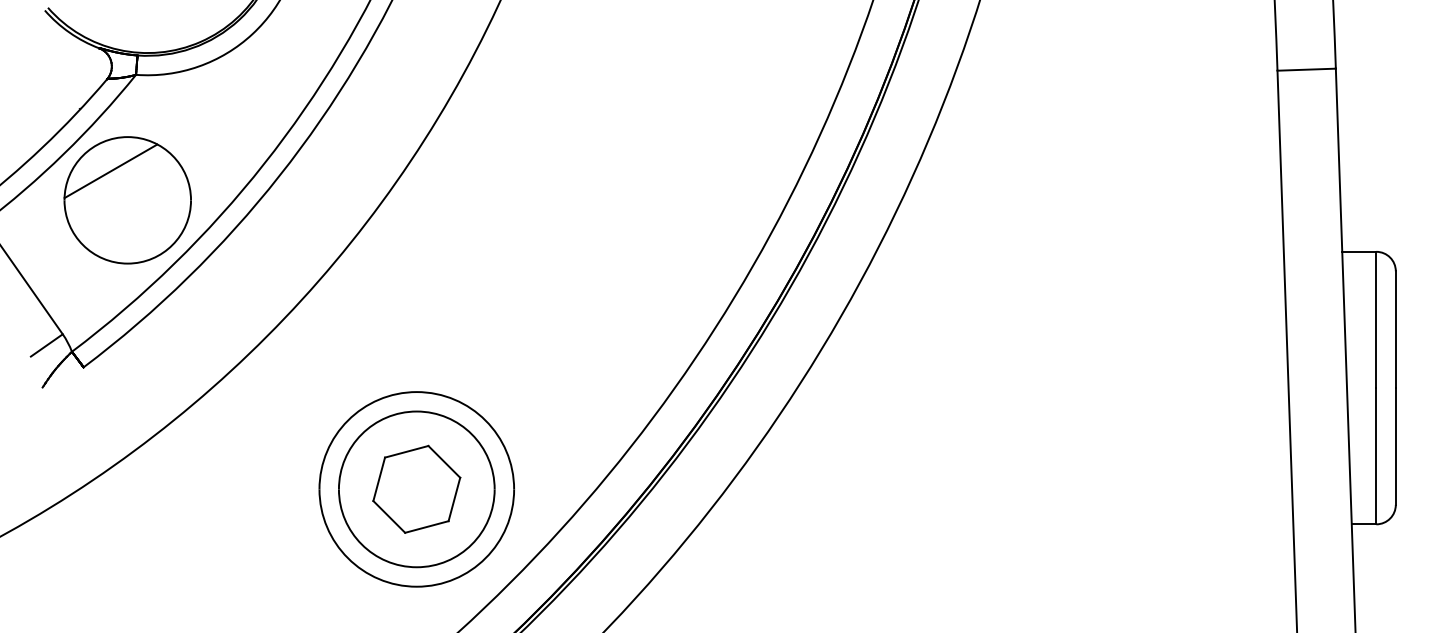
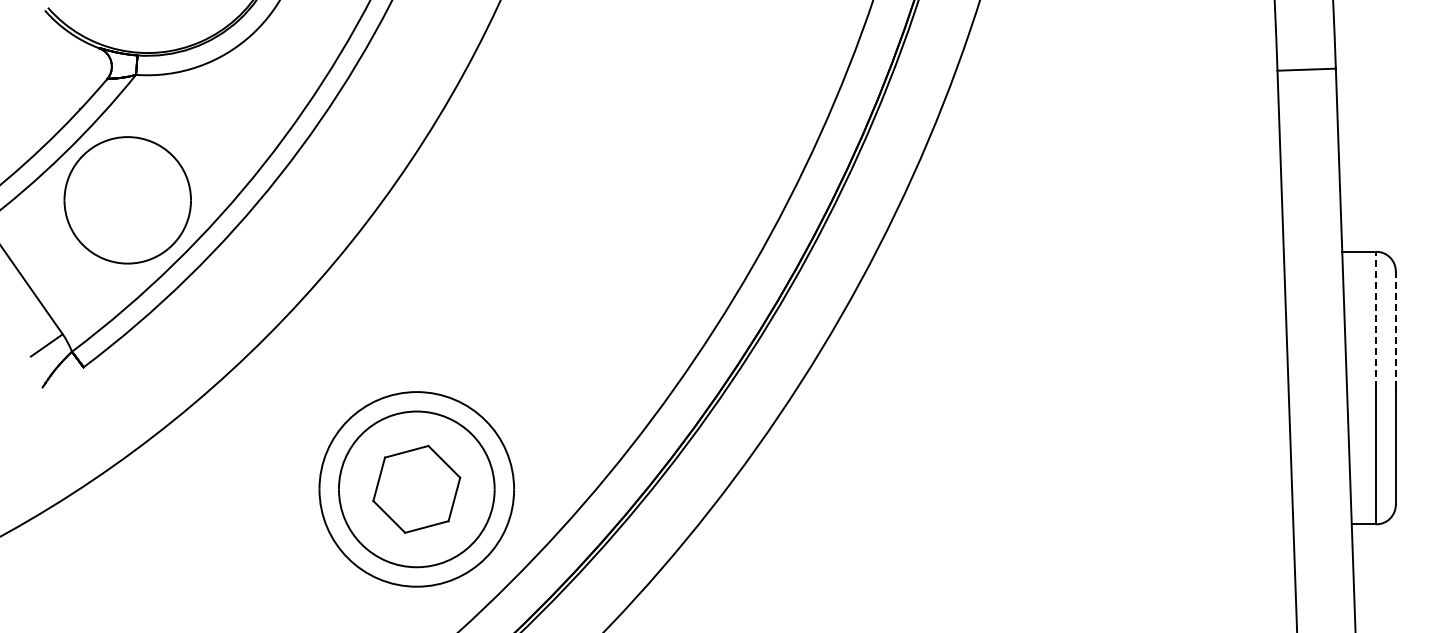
line: present -> none (110, 171)
line: solid -> dashed (1376, 319)
line: solid -> dashed (1395, 329)
